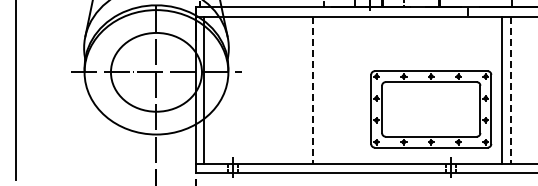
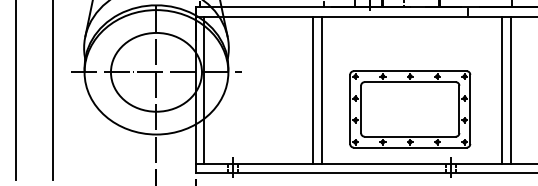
line: dashed -> solid (312, 90)
line: none -> present (321, 90)
line: dashed -> solid (511, 90)
line: none -> present (52, 91)
part position: (431, 109) -> (410, 109) (410, 109)
